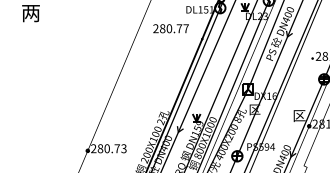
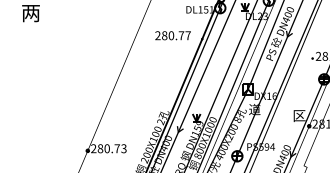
text position: (170, 28) -> (172, 35) (172, 35)
text: 区 -> 道 (254, 109)
